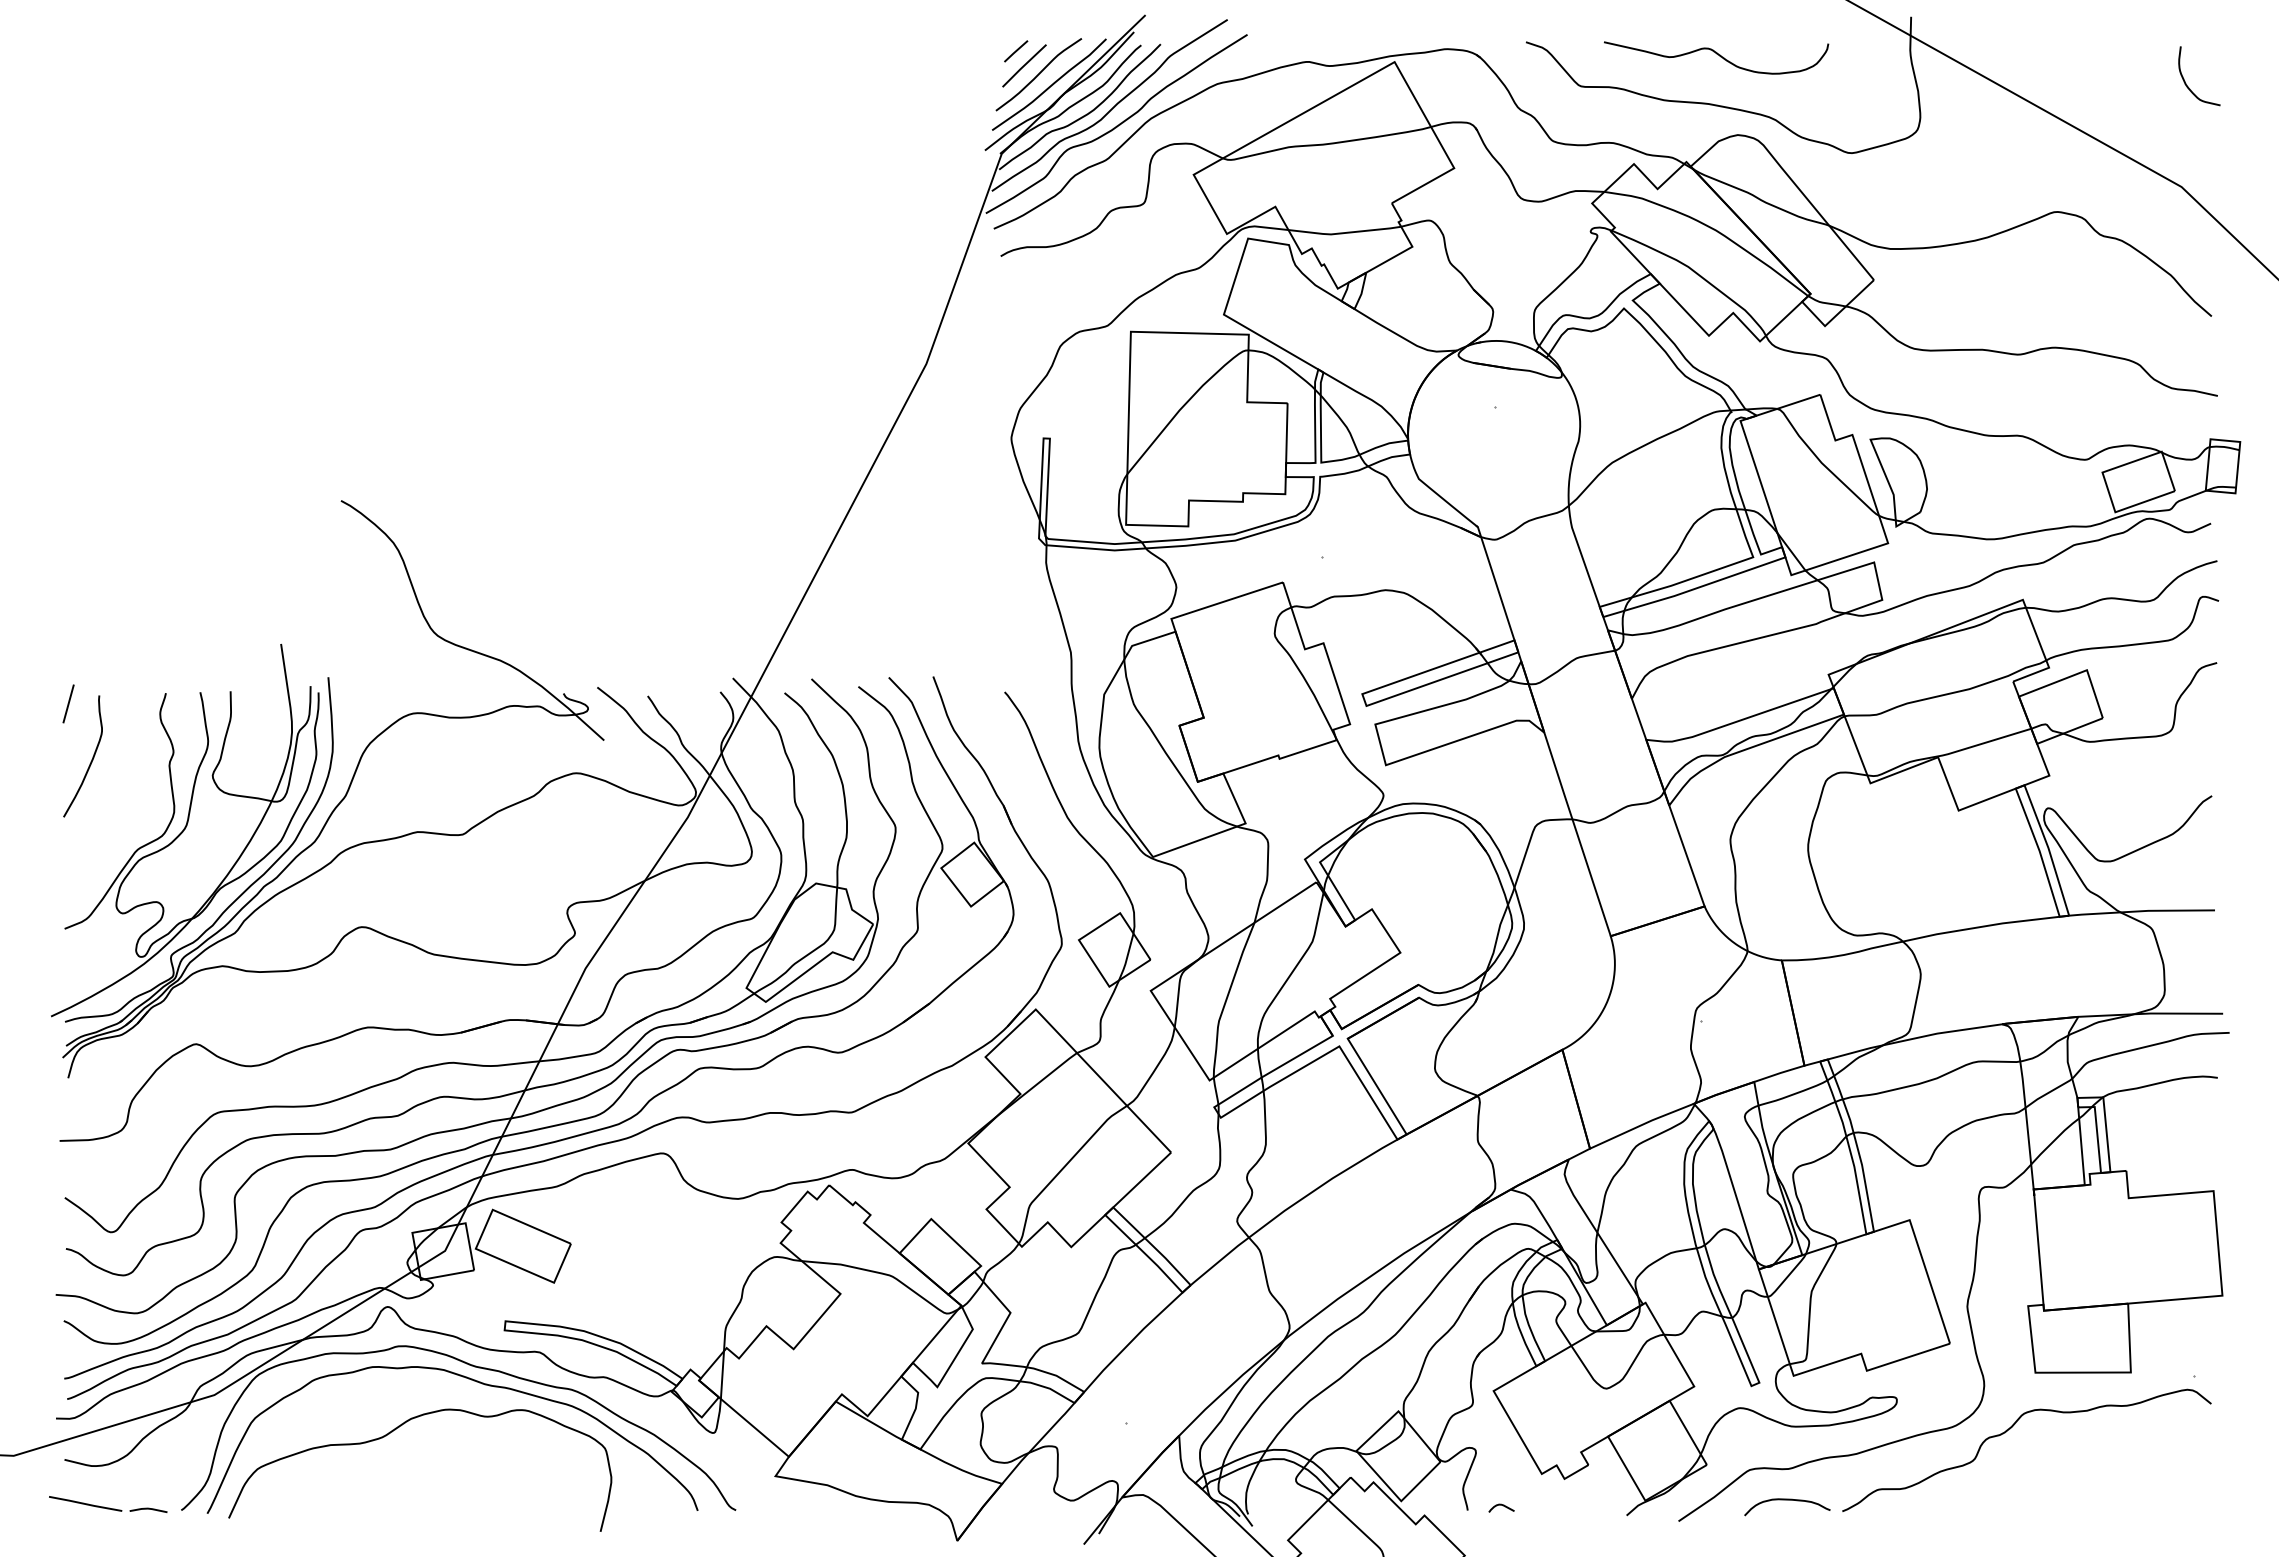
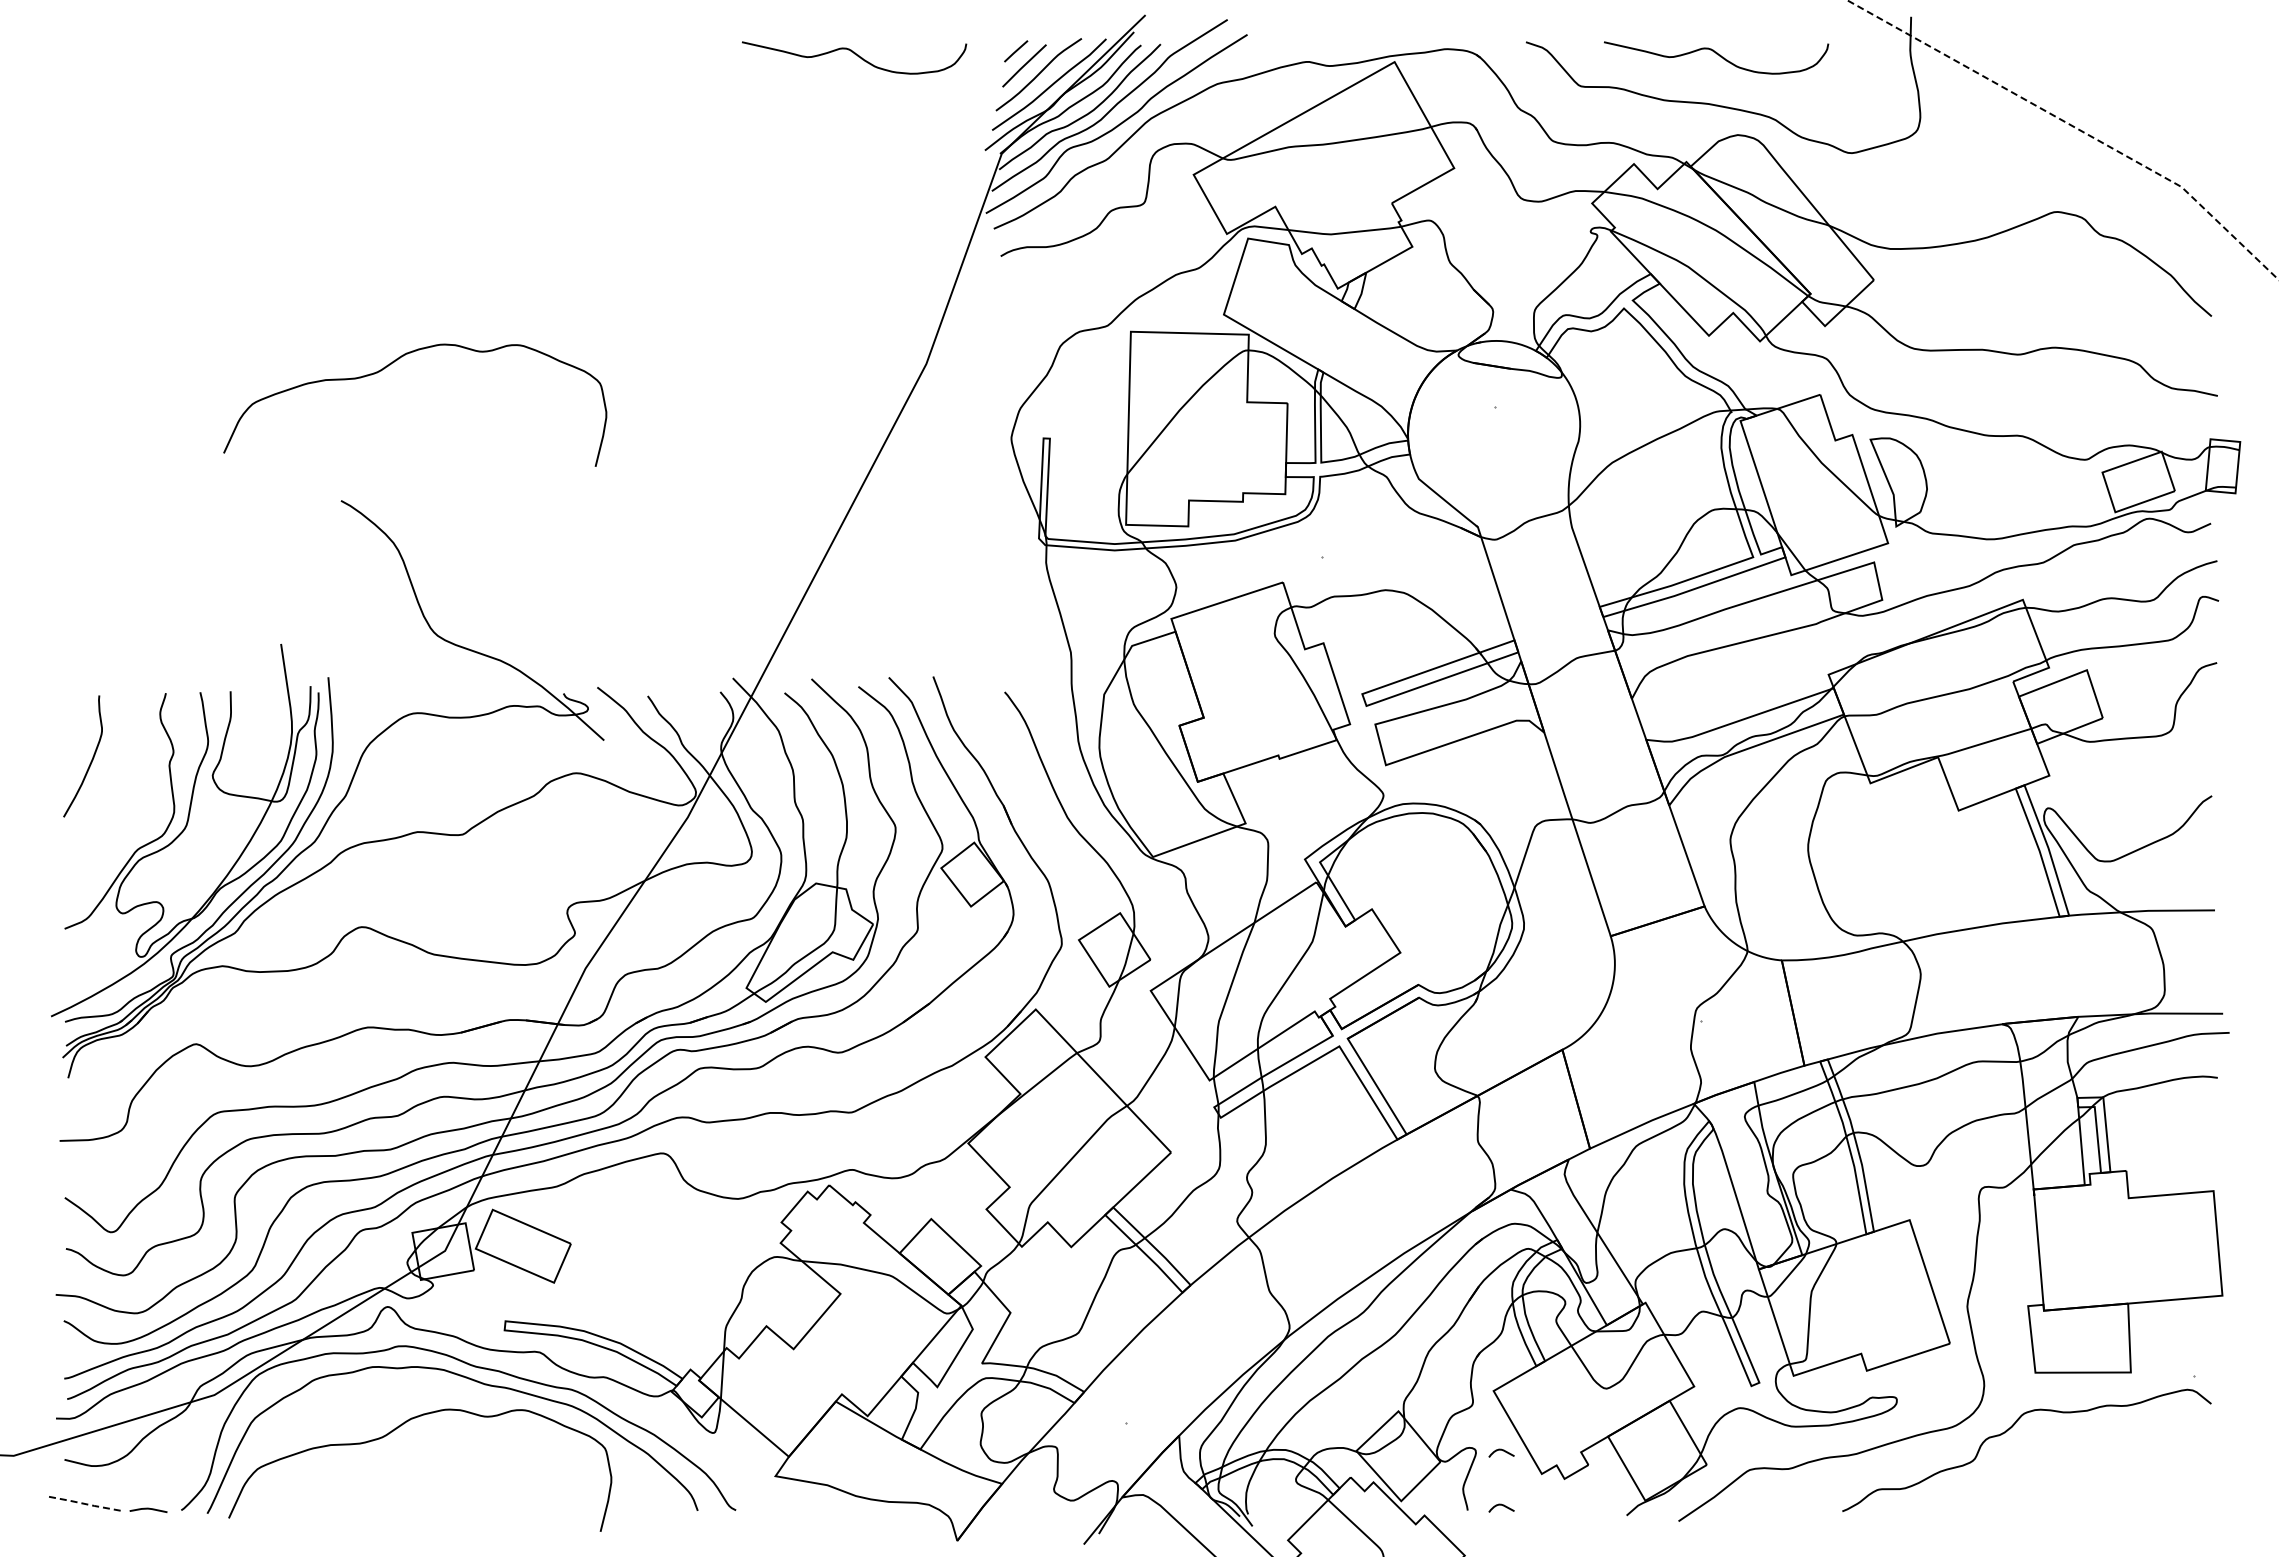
curve: none -> present (856, 55)
curve: present -> none (2186, 83)
line: solid -> dashed (2072, 126)
curve: none -> present (390, 365)
line: present -> none (68, 703)
curve: none -> present (1501, 1450)
curve: present -> none (1787, 1500)
line: solid -> dashed (85, 1504)
